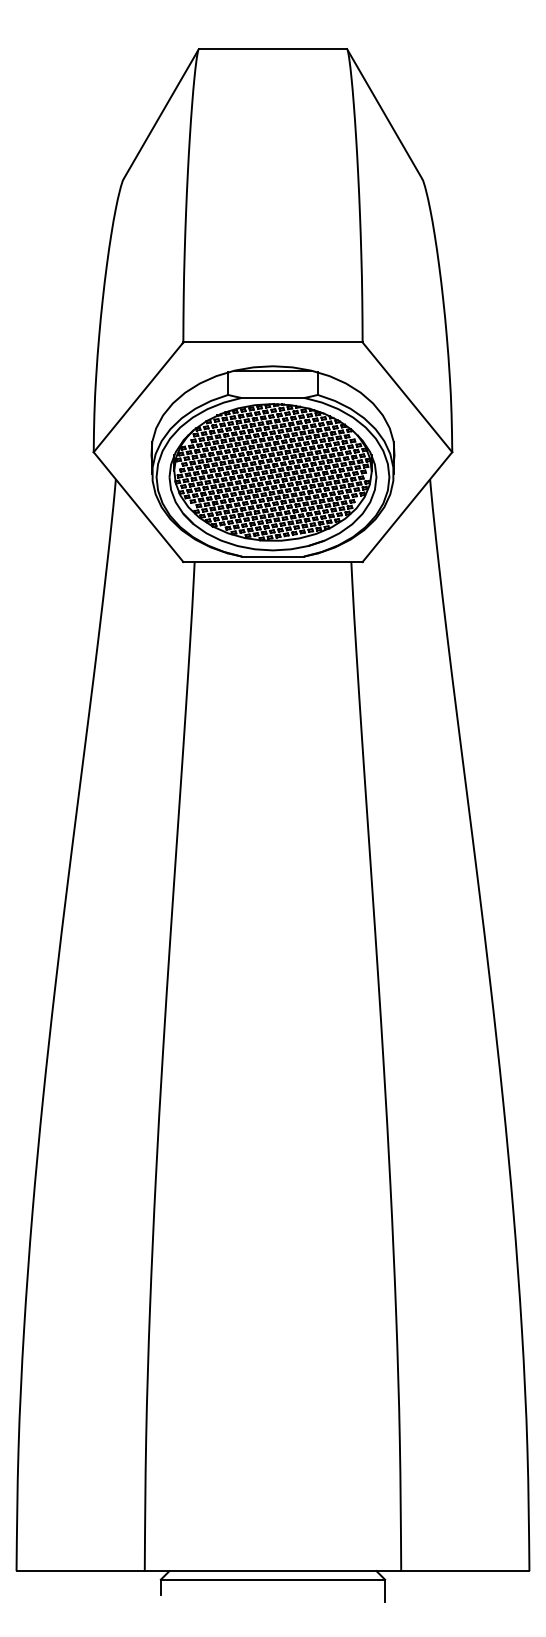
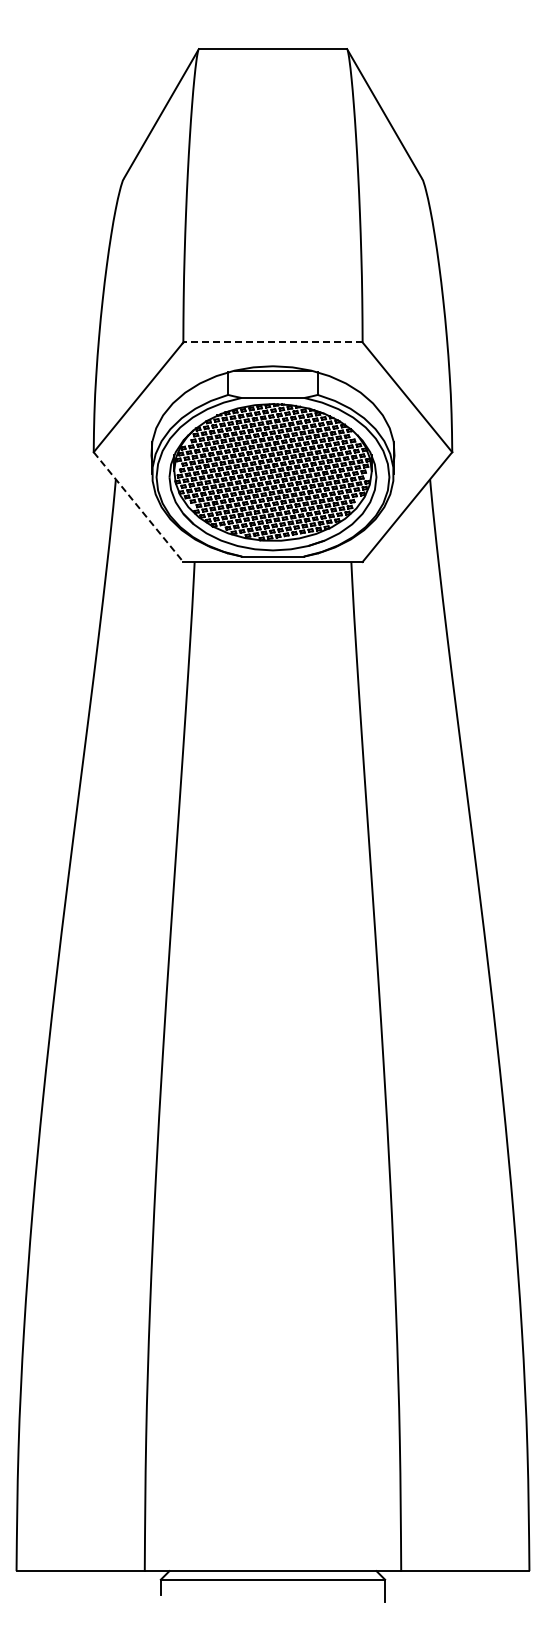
line: solid -> dashed (273, 342)
line: solid -> dashed (138, 507)
